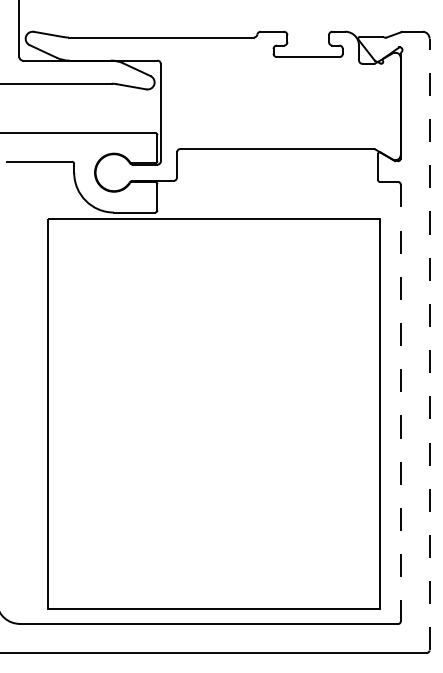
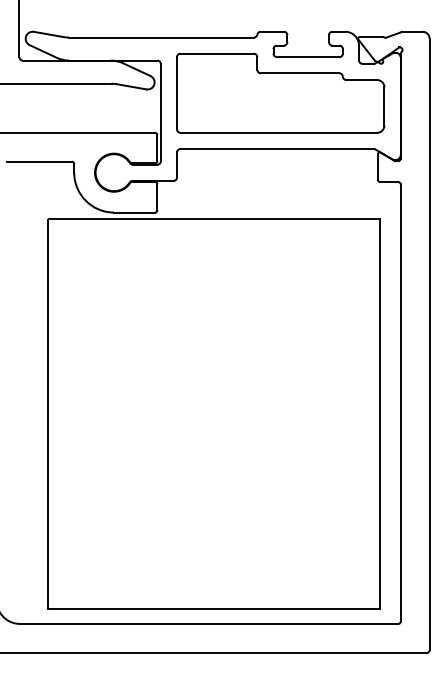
part: none -> present (280, 92)
line: dashed -> solid (429, 344)
line: dashed -> solid (400, 402)
